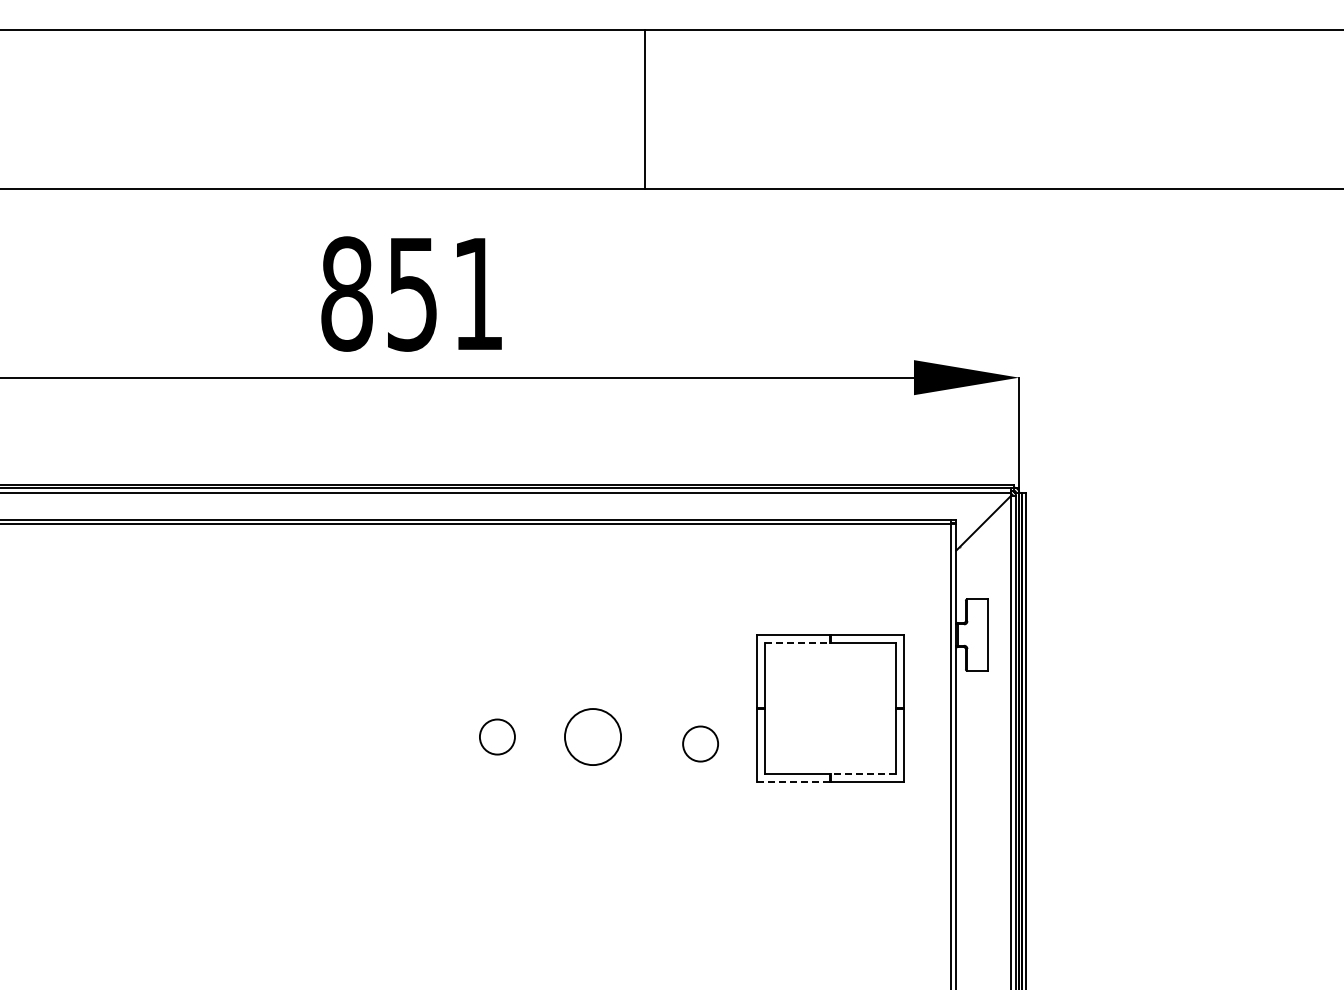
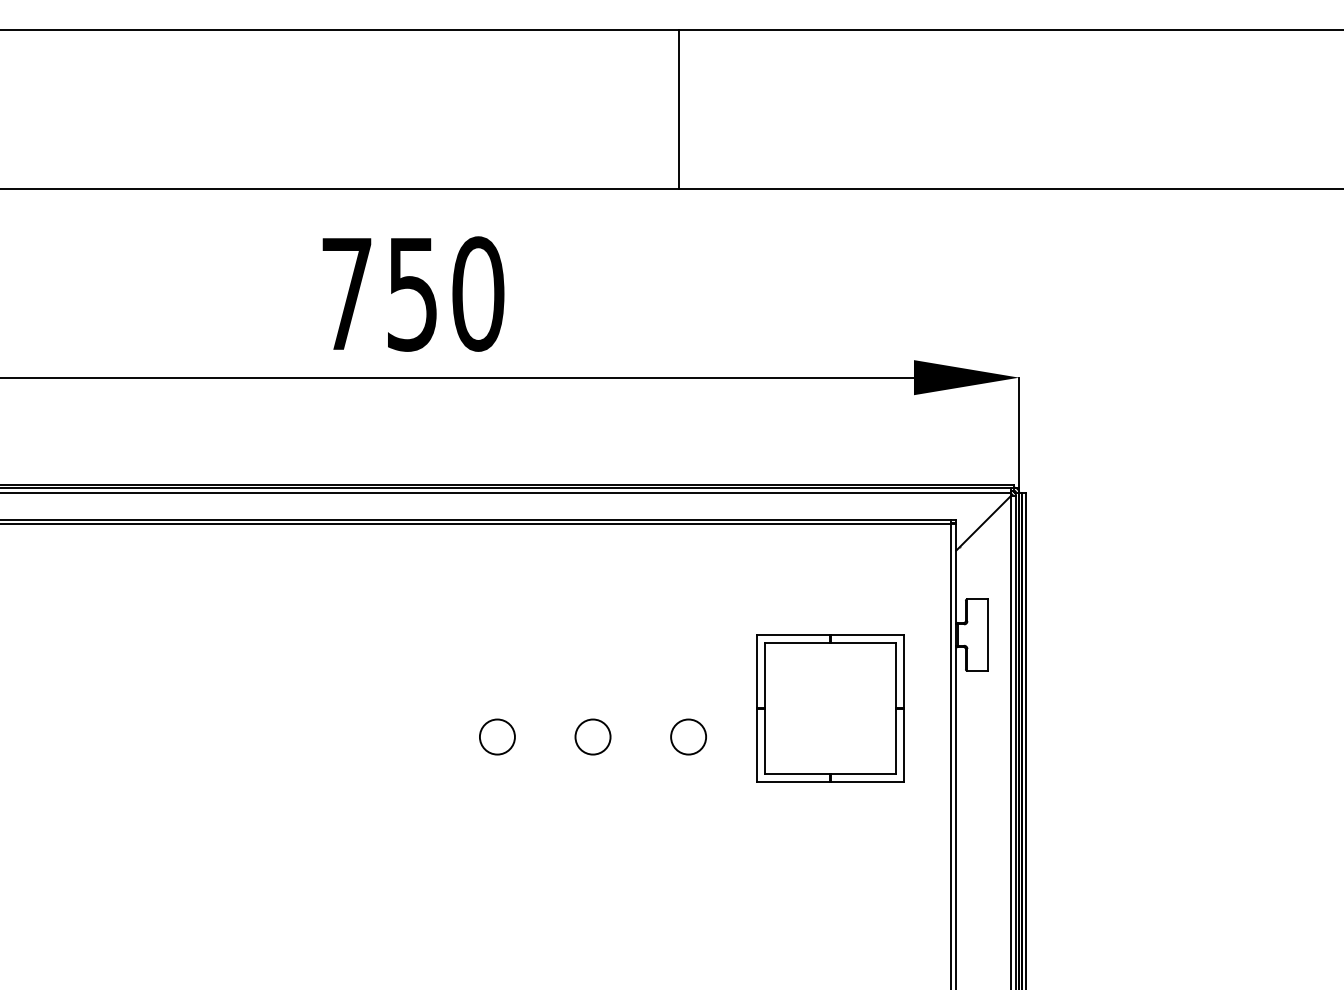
line position: (645, 109) -> (679, 109) (679, 109)
text: 851 -> 750 (412, 293)
line: dashed -> solid (797, 643)
circle diameter: 56 px -> 35 px (592, 736)
circle position: (700, 743) -> (688, 736) (688, 736)
line: dashed -> solid (862, 773)
line: dashed -> solid (793, 781)
